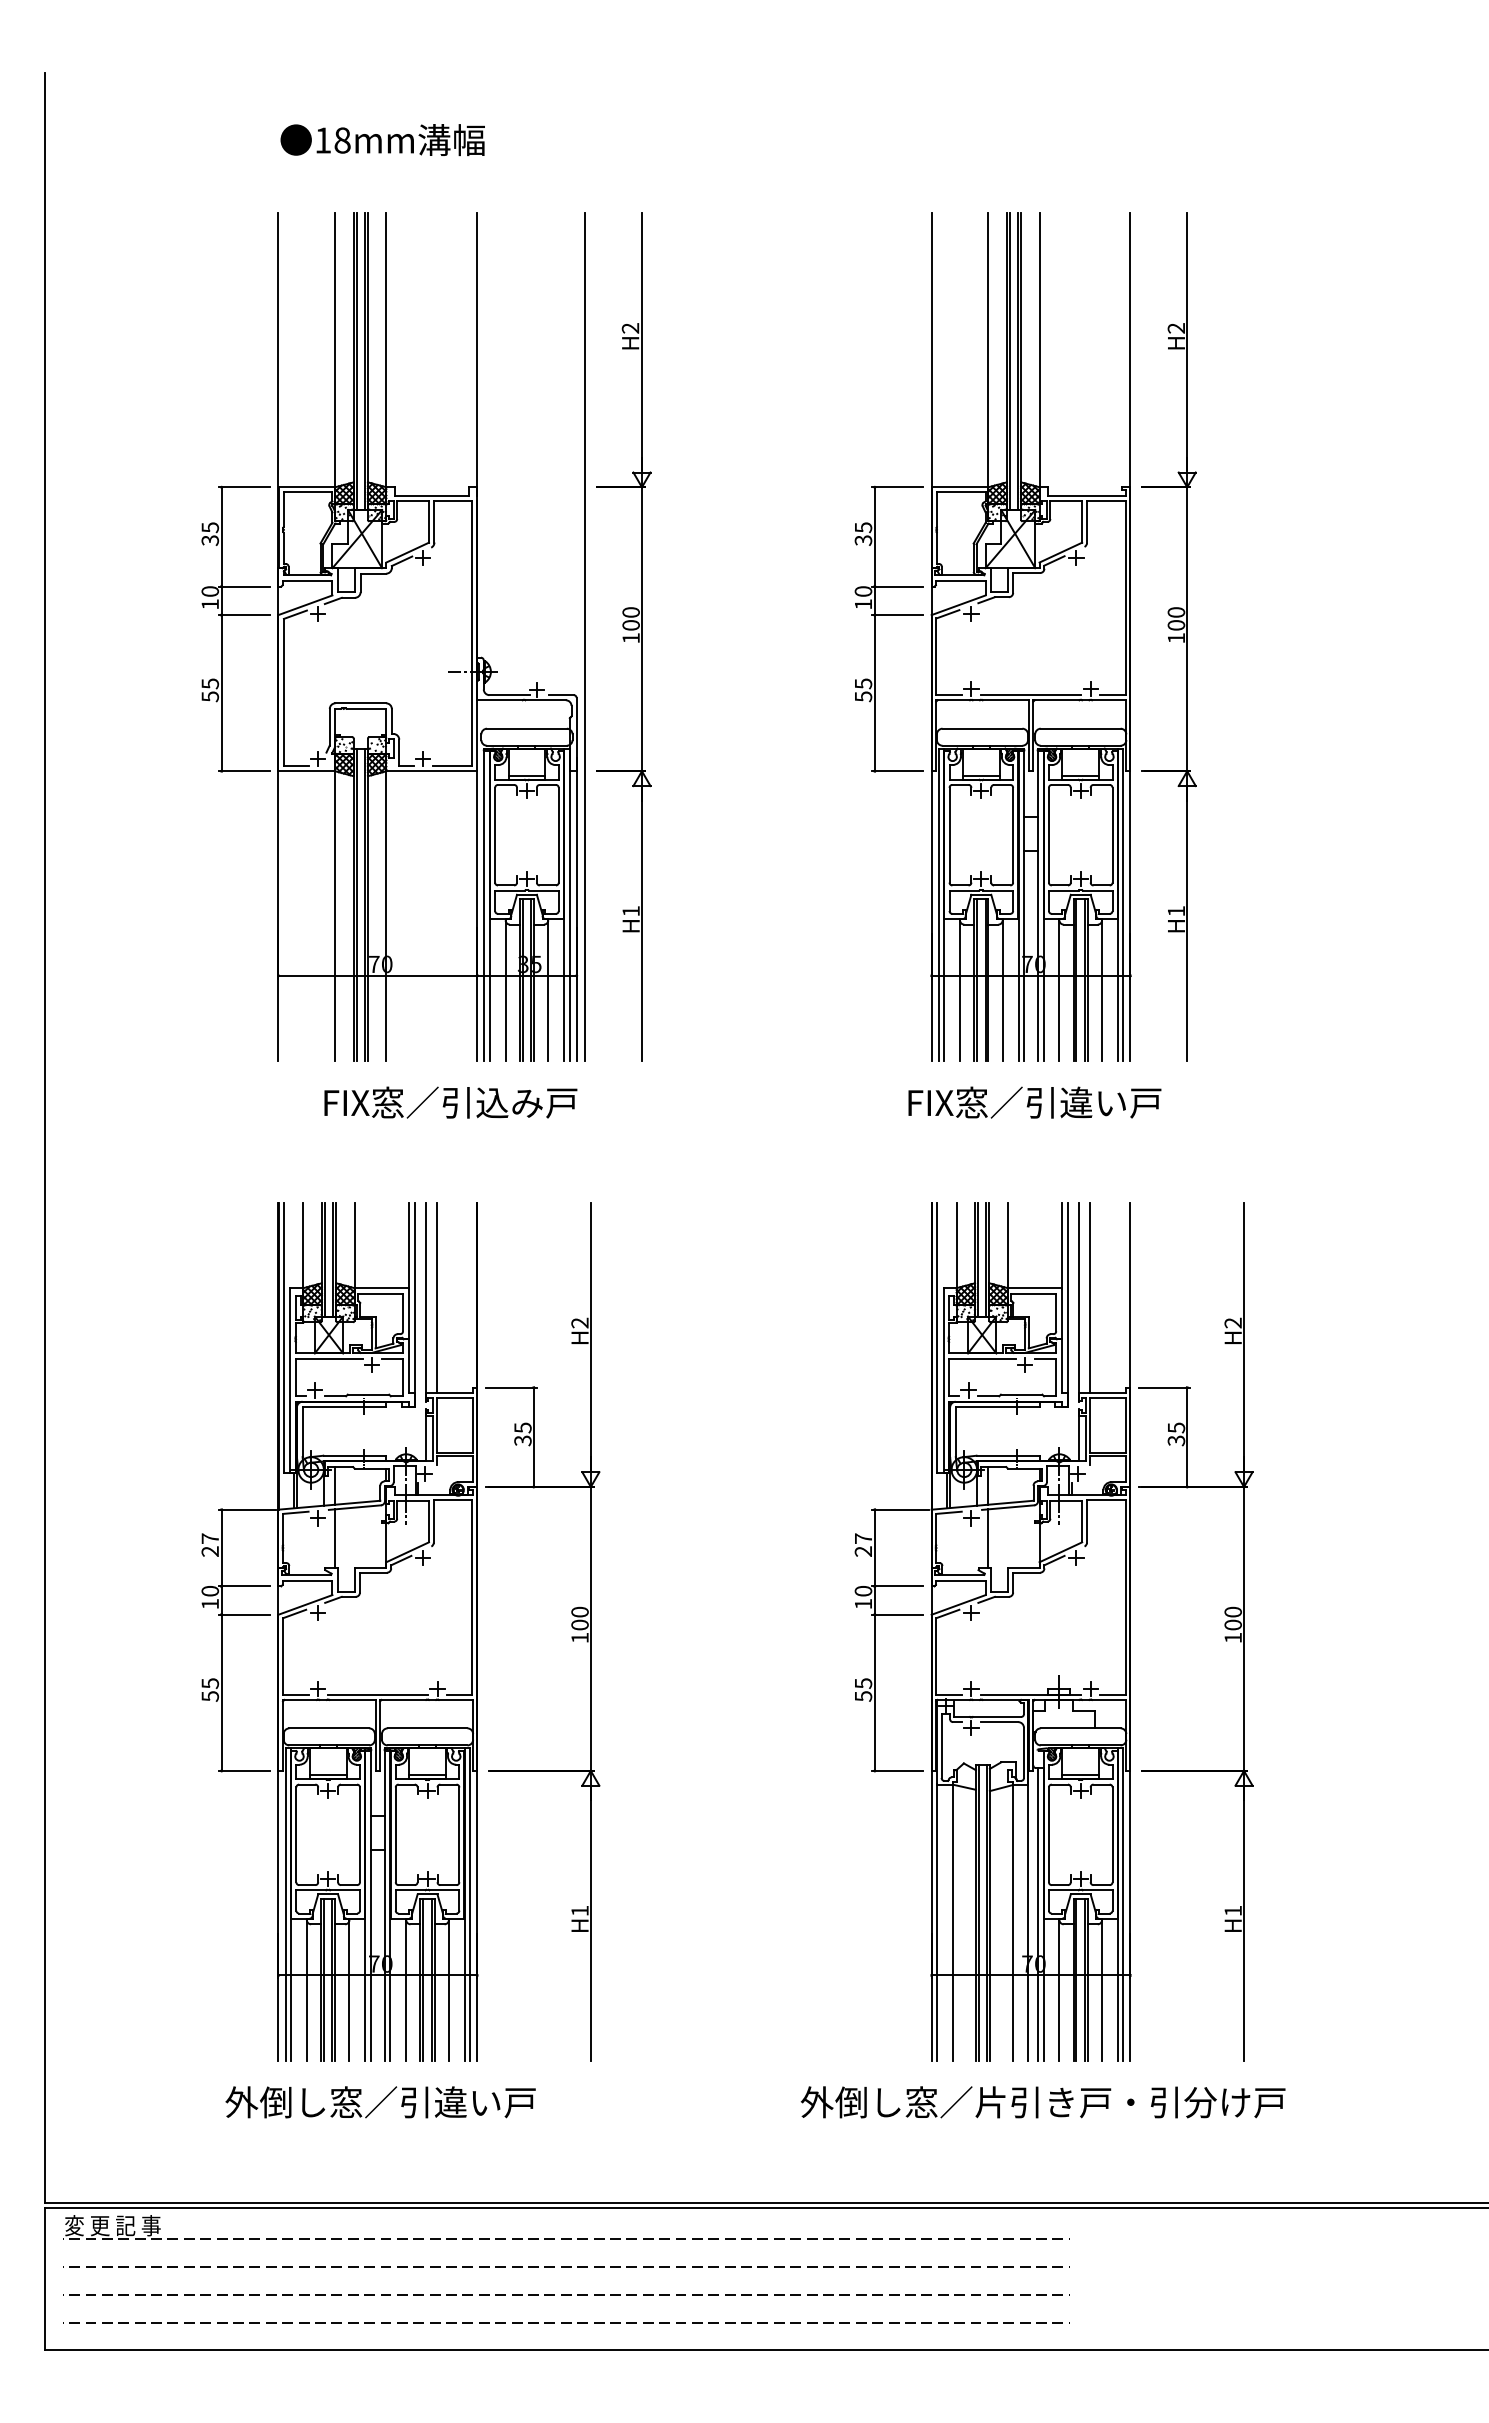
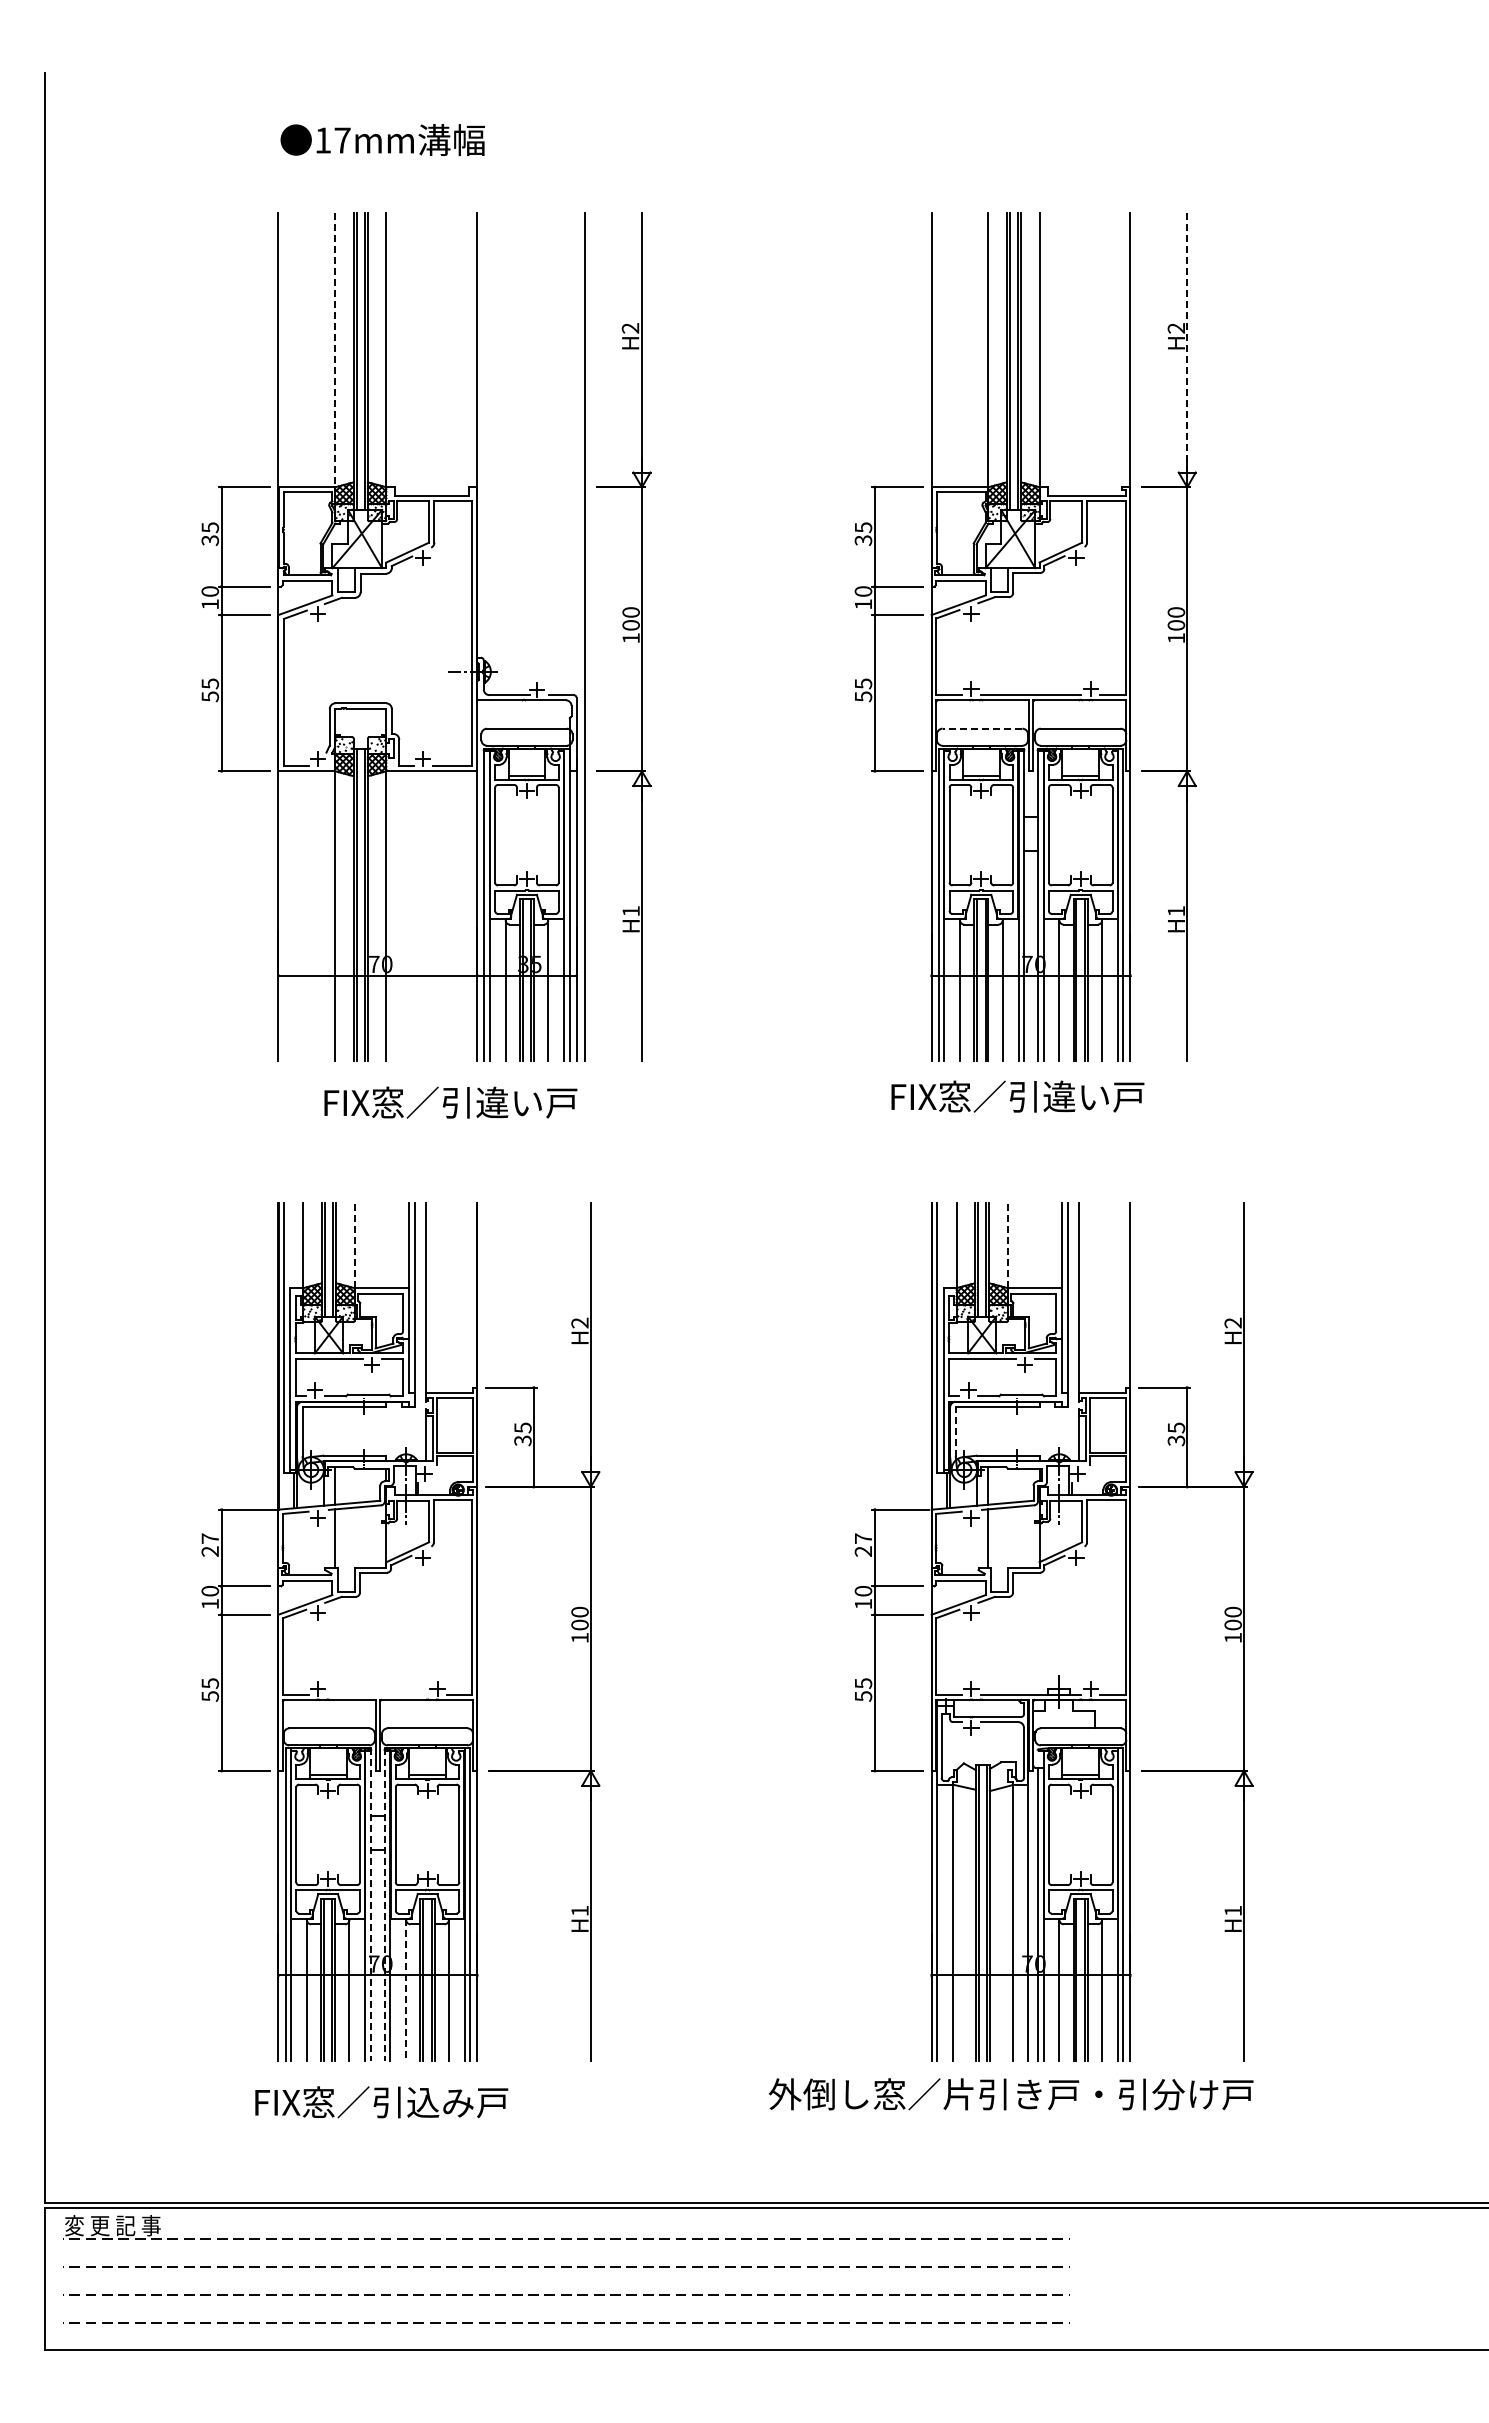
text: 18mm -> 17mm (342, 140)
line: solid -> dashed (1187, 341)
line: solid -> dashed (335, 350)
line: solid -> dashed (982, 728)
text: FIX窓／引込み戸 -> FIX窓／引違い戸 (509, 1101)
text position: (1034, 1102) -> (1017, 1096) (1017, 1096)
line: solid -> dashed (354, 1245)
line: solid -> dashed (1007, 1245)
line: present -> none (437, 1297)
line: present -> none (1090, 1297)
line: solid -> dashed (955, 1432)
line: present -> none (377, 1695)
line: solid -> dashed (370, 1904)
line: solid -> dashed (384, 1904)
line: solid -> dashed (406, 1989)
text: 外倒し窓／引違い戸 -> FIX窓／引込み戸 (380, 2102)
text position: (1042, 2102) -> (1010, 2094) (1010, 2094)
